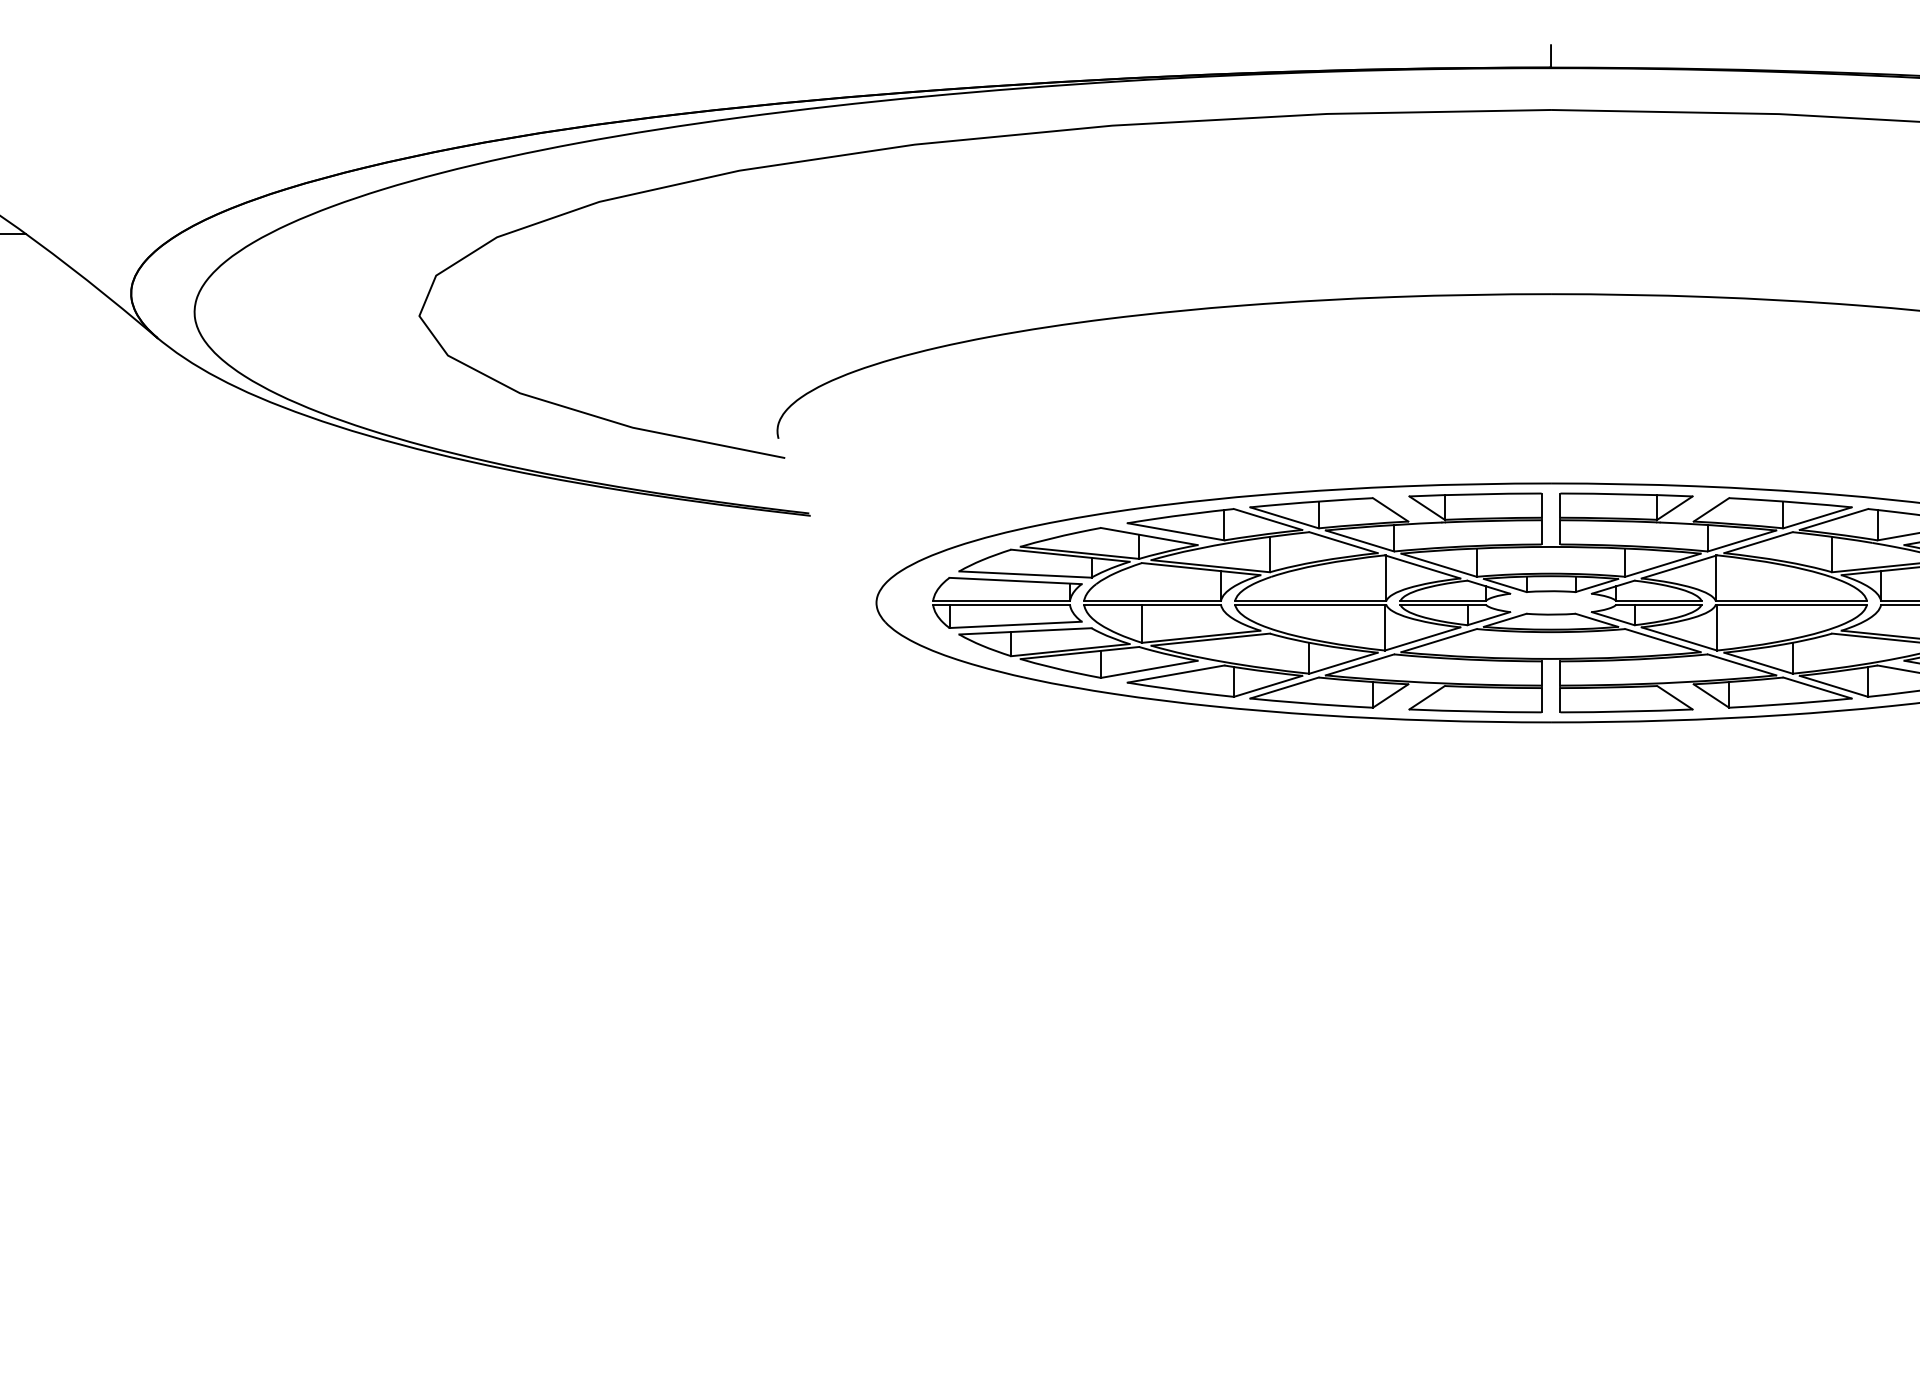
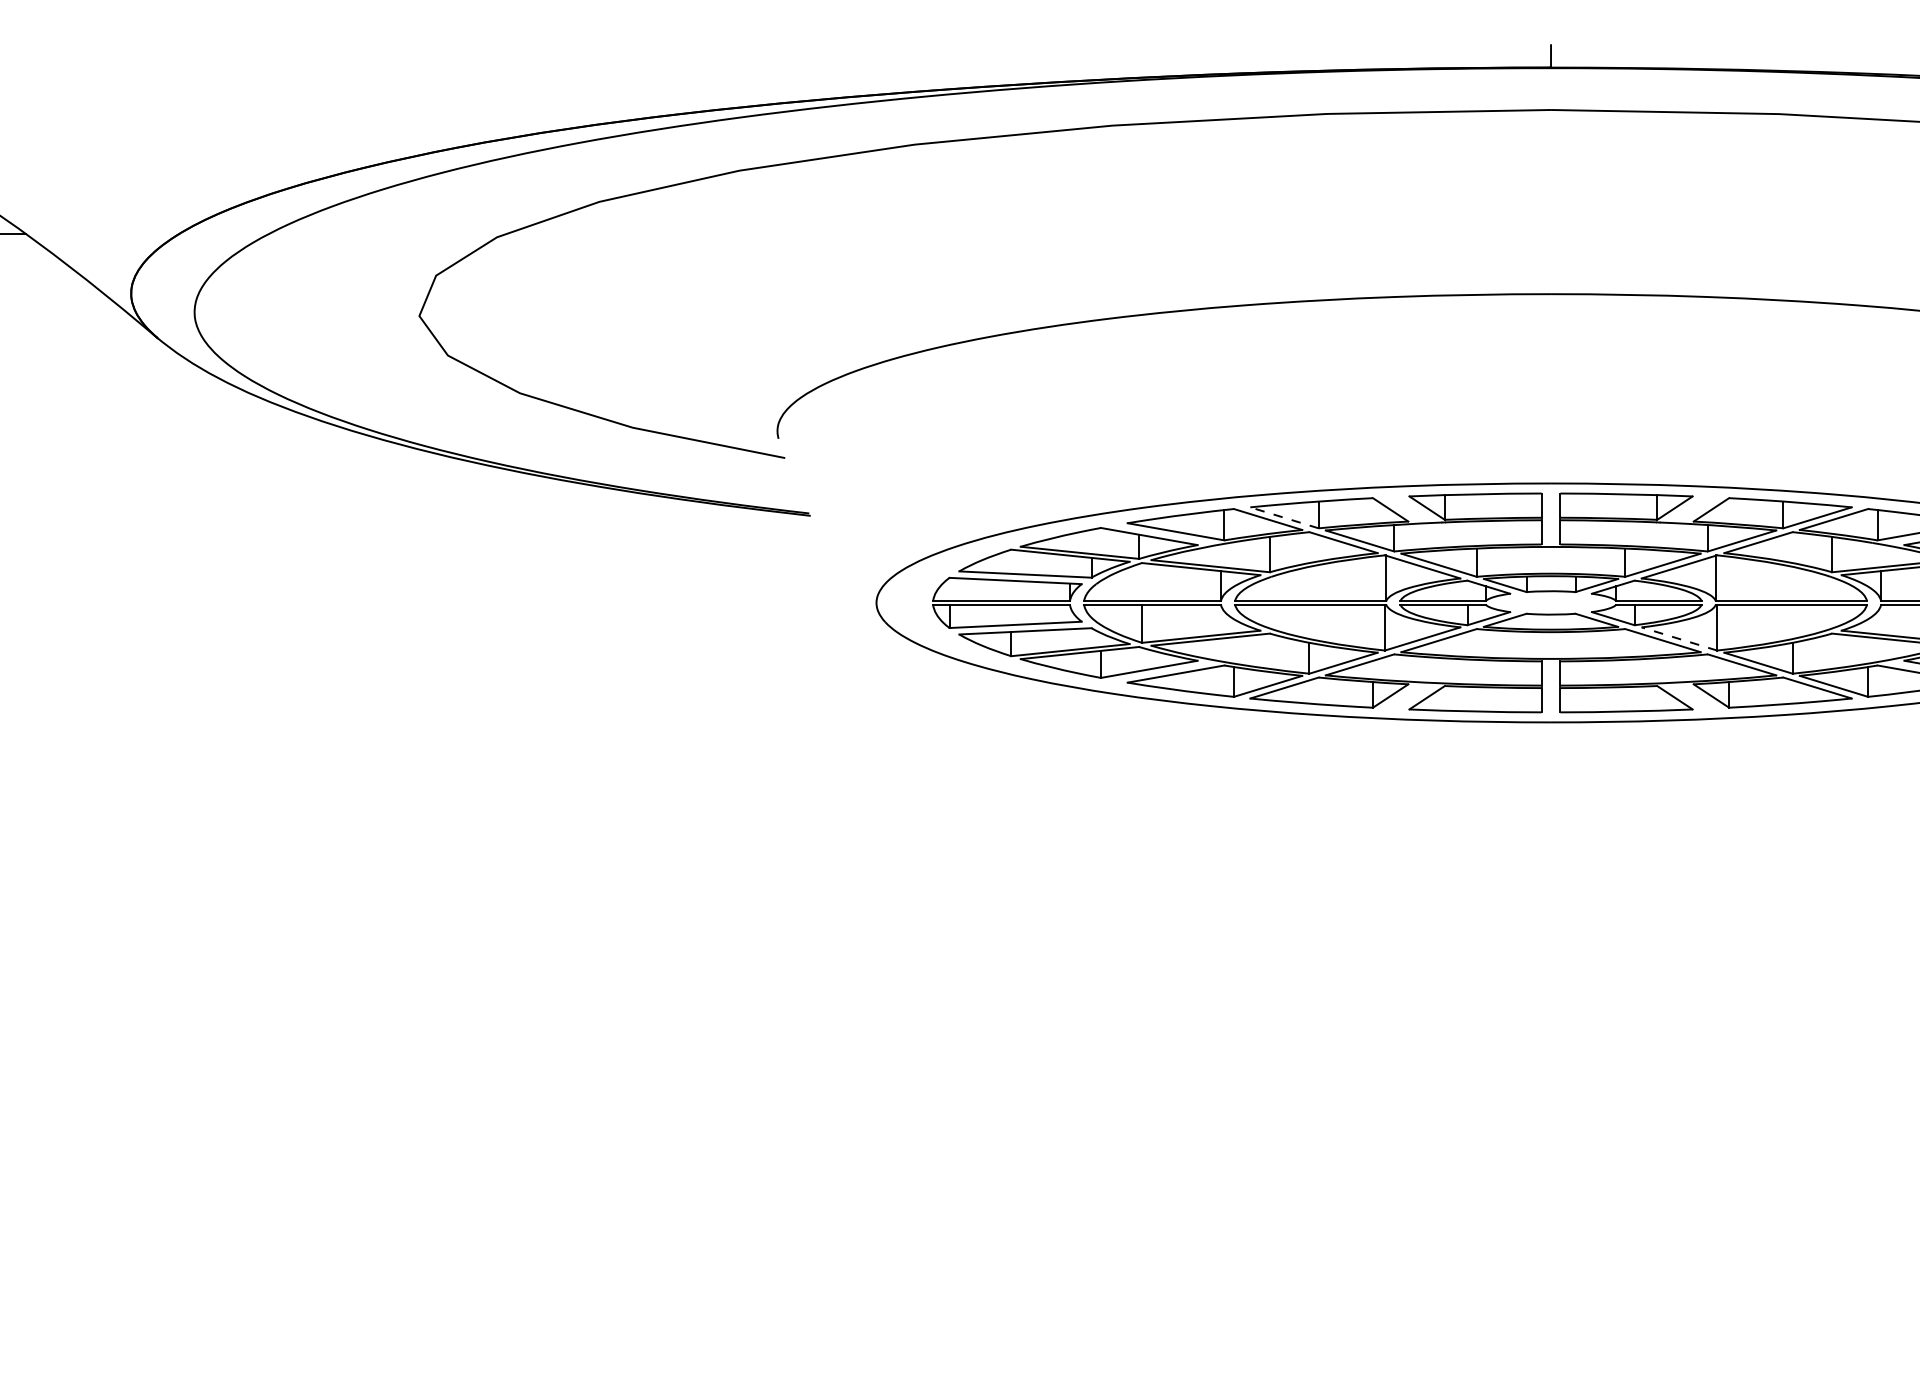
line: solid -> dashed (1284, 517)
line: solid -> dashed (1679, 638)
